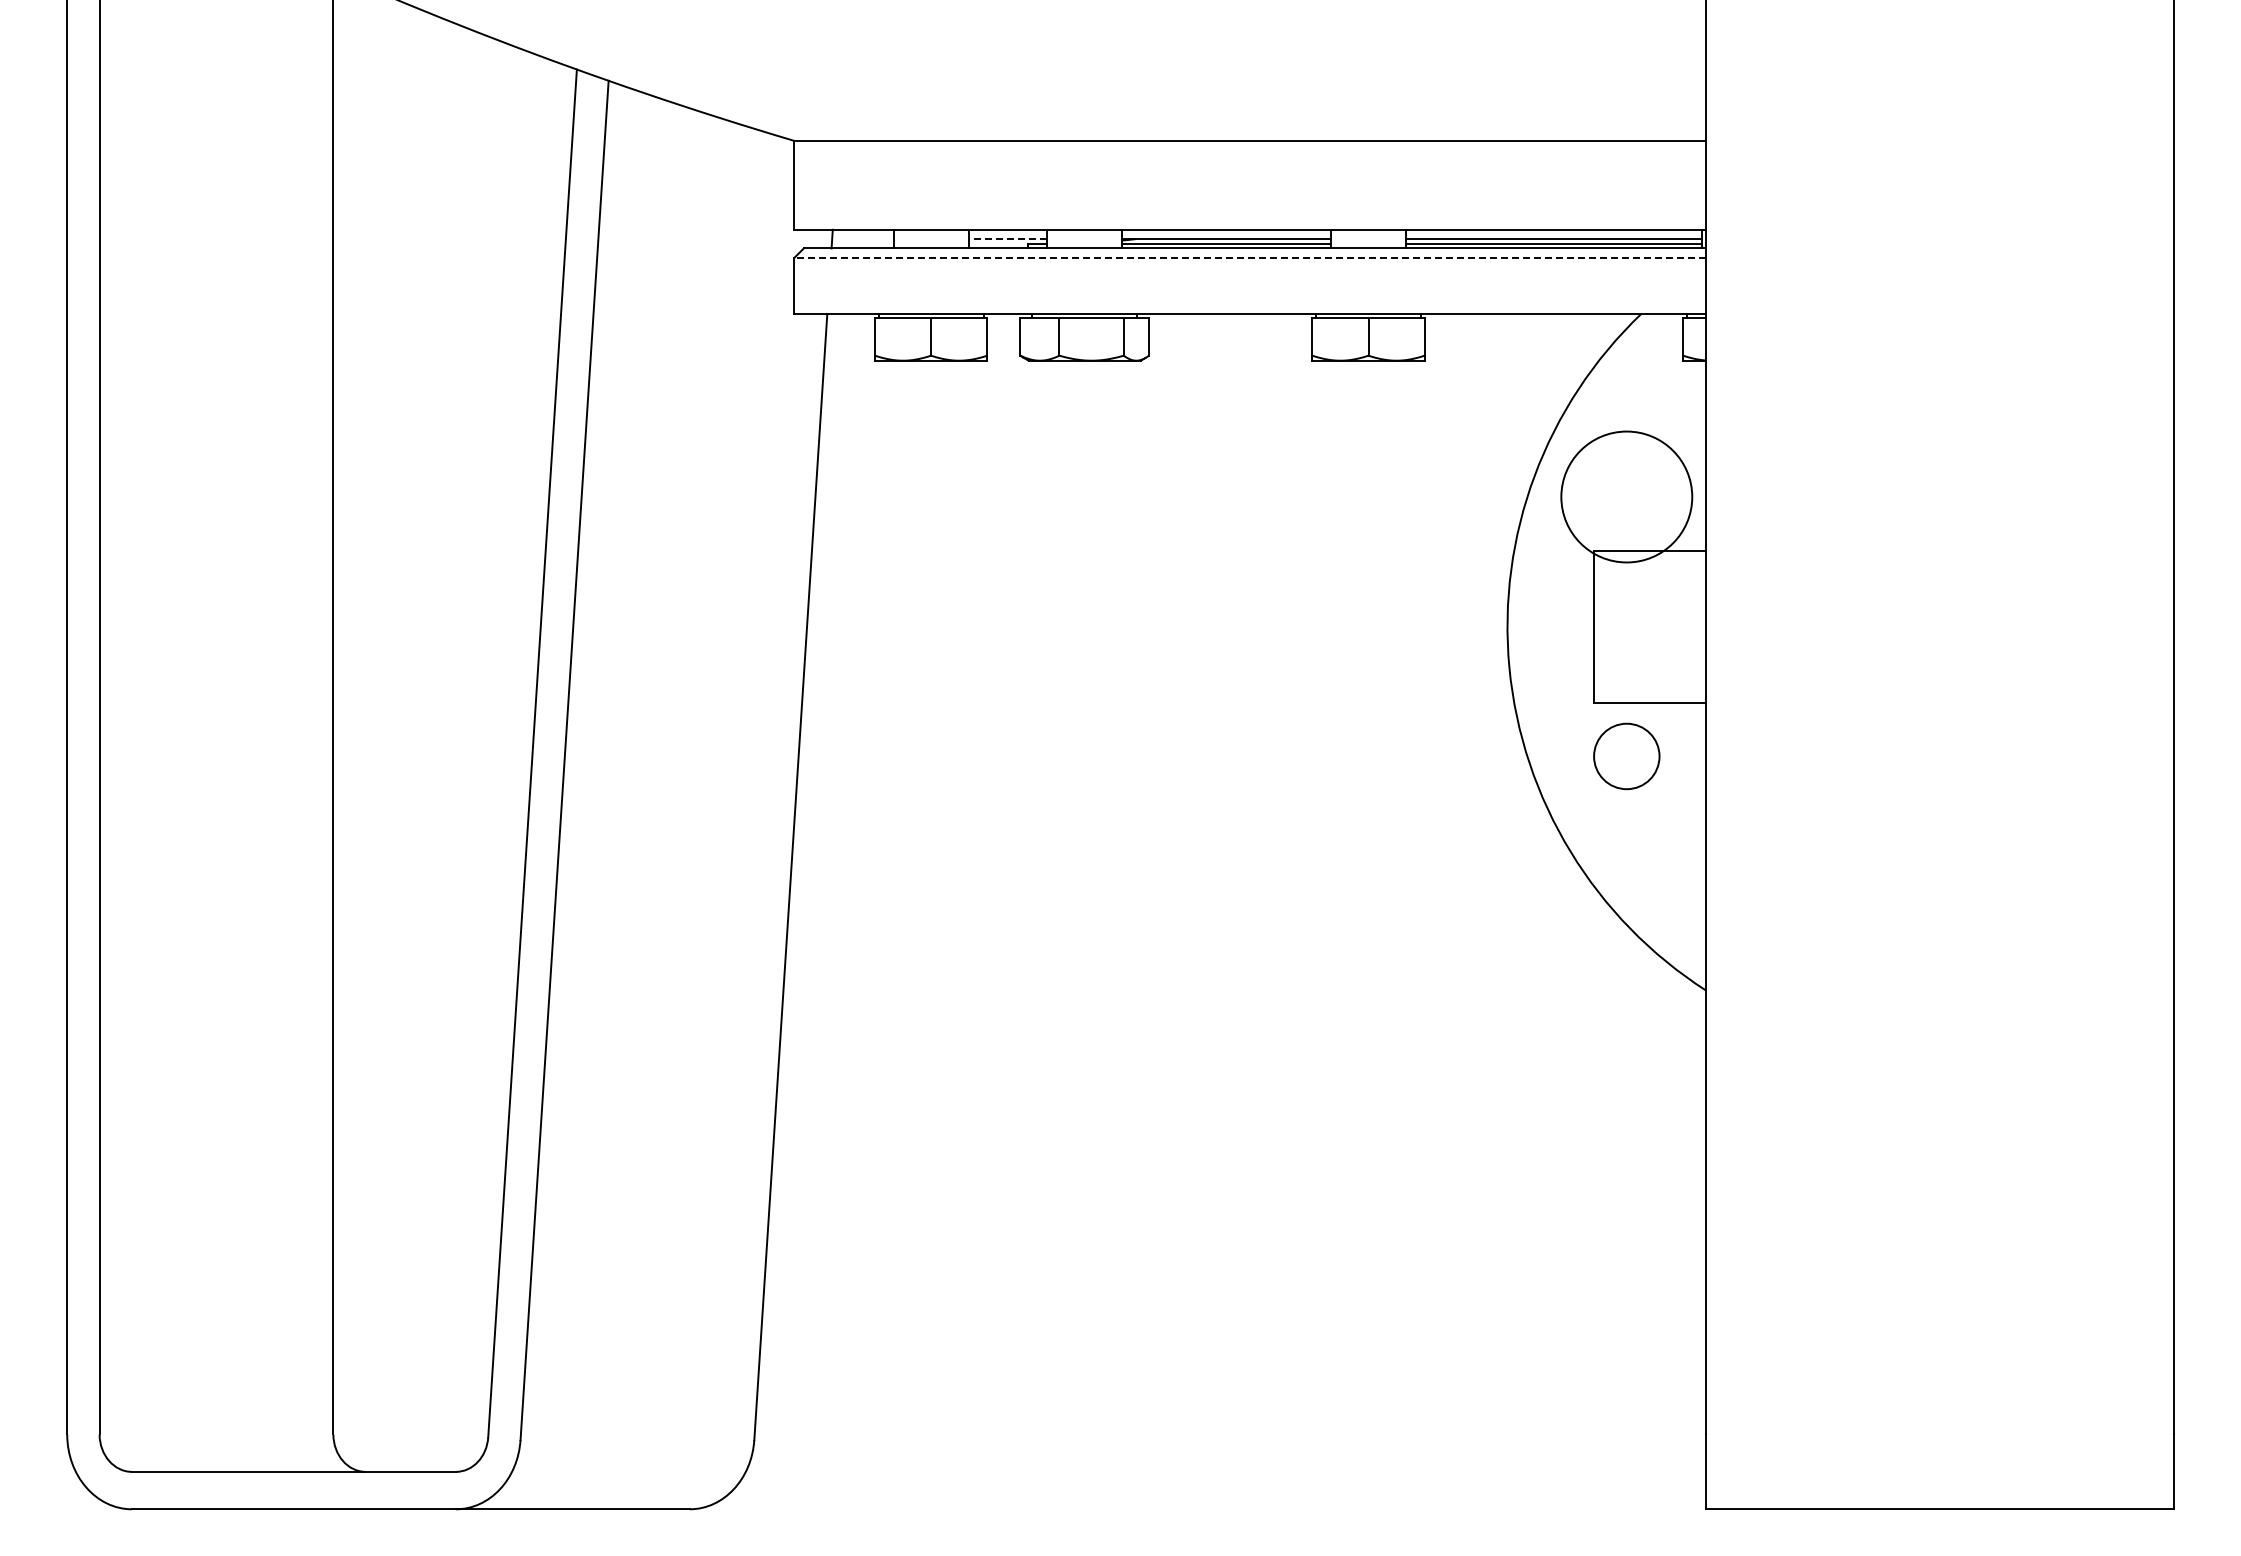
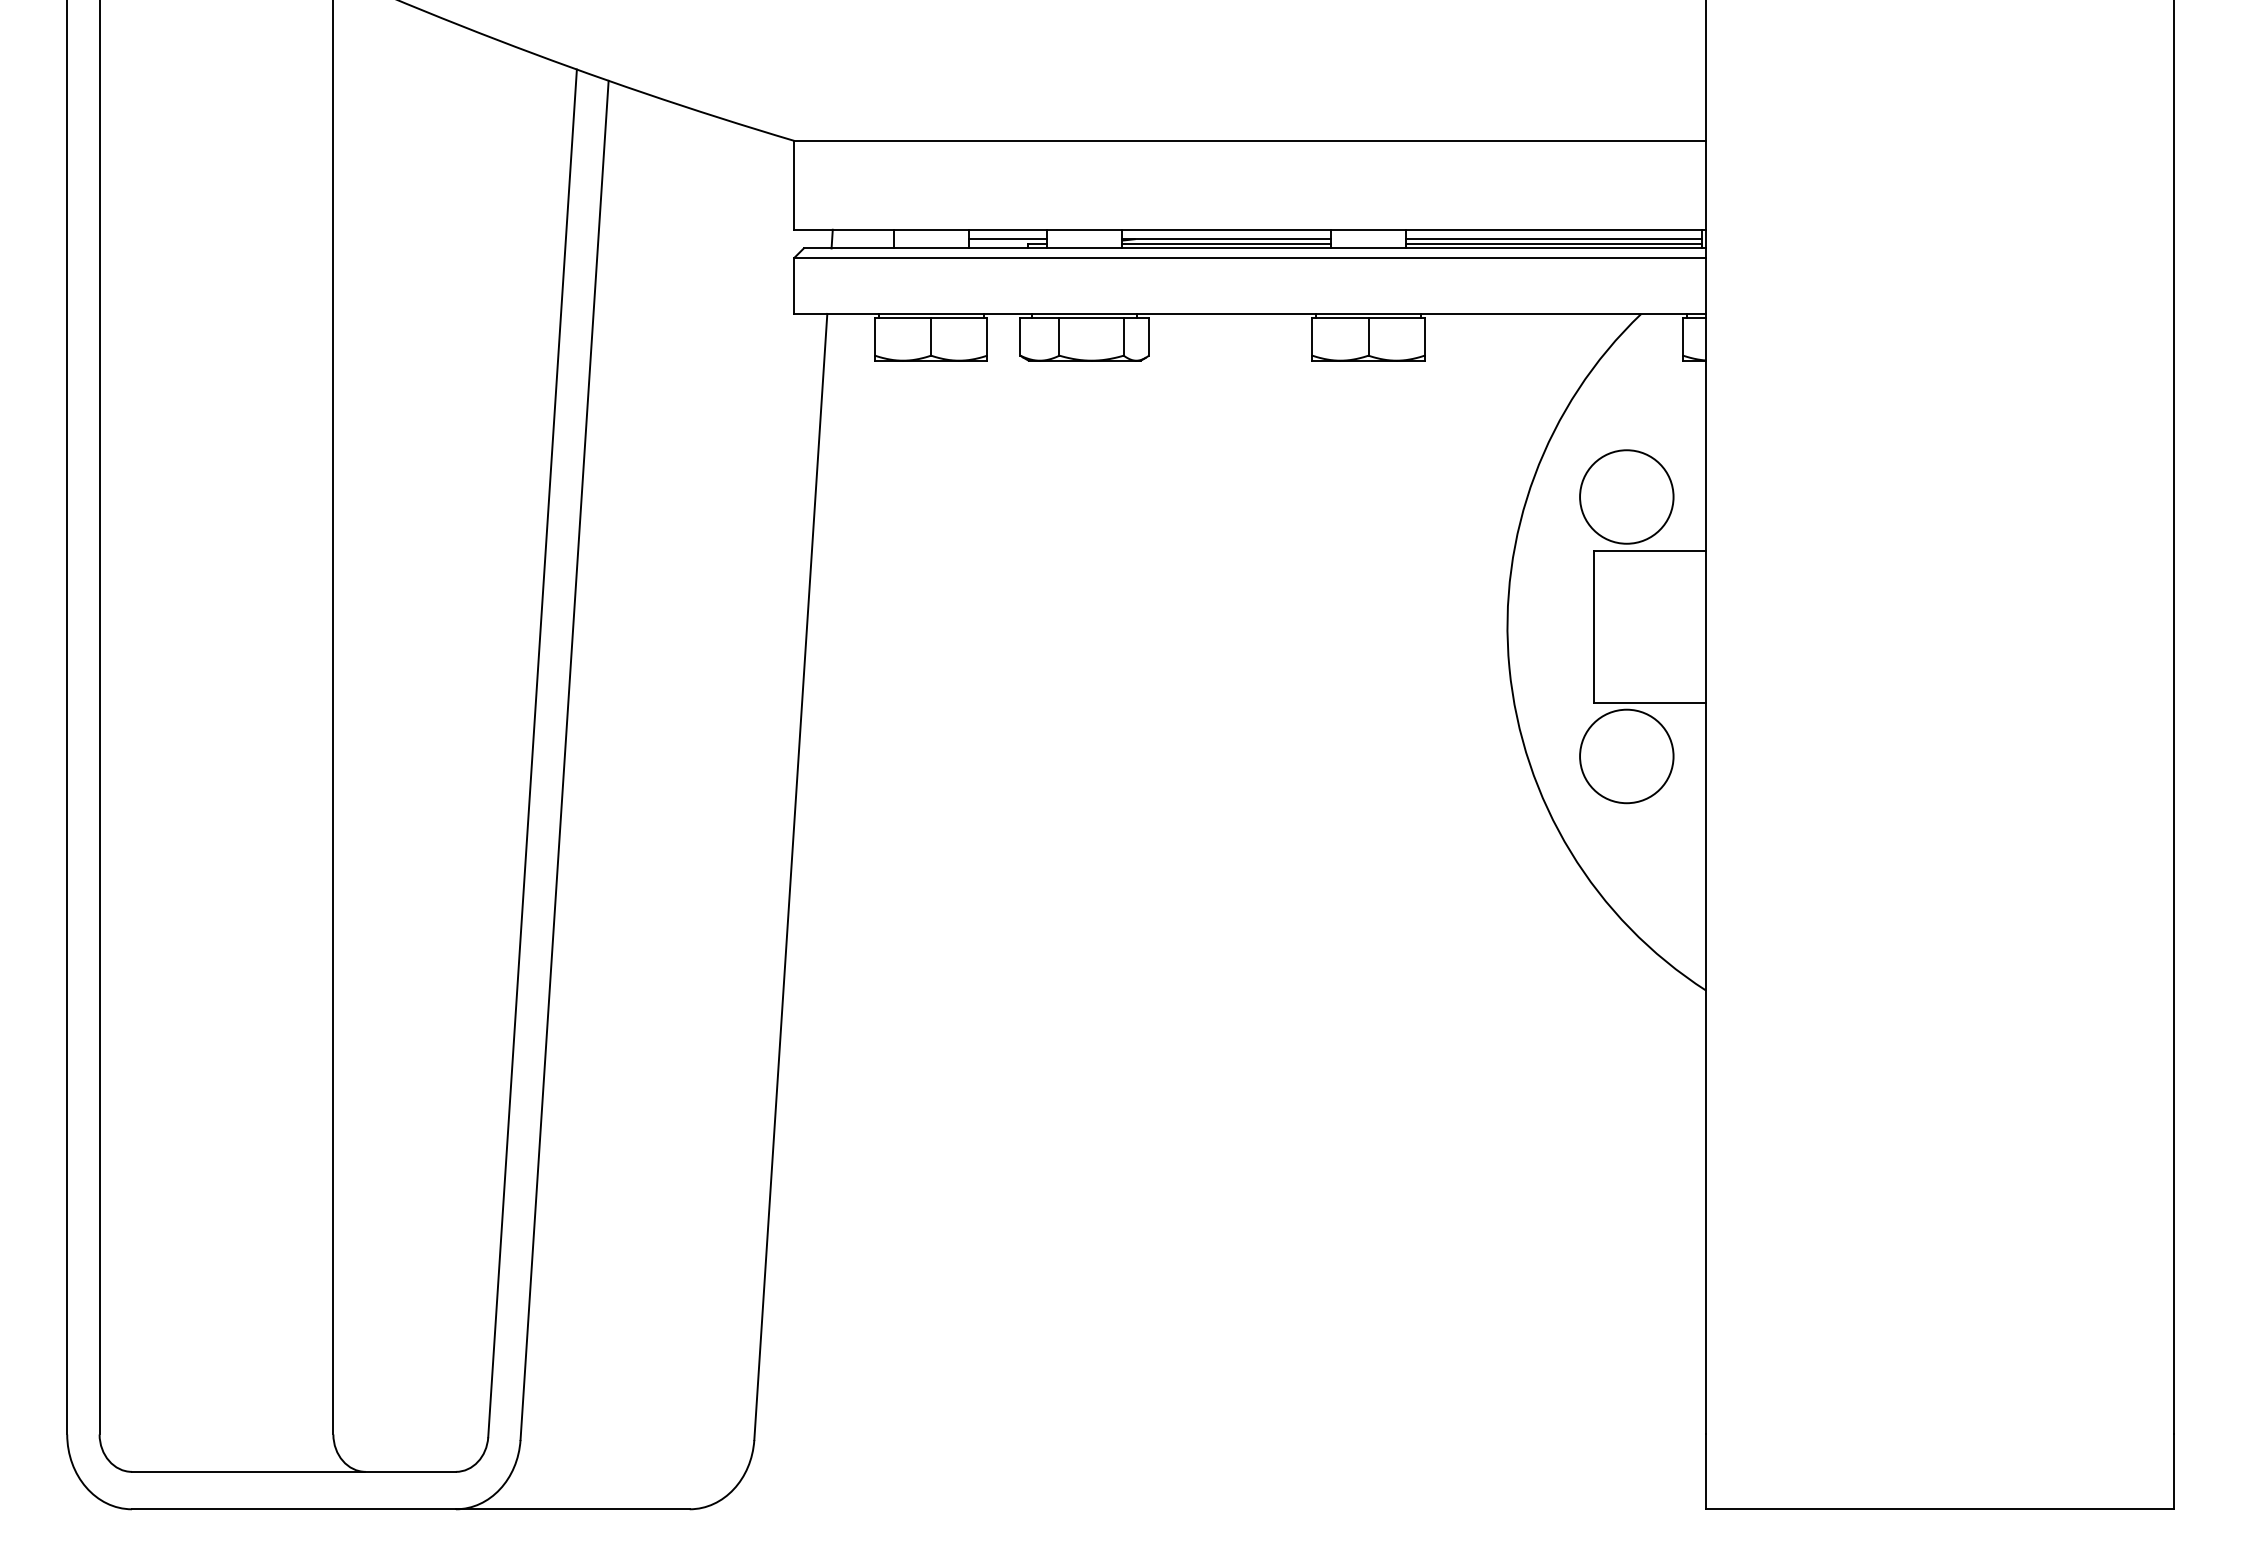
line: dashed -> solid (1007, 239)
line: dashed -> solid (1250, 257)
circle diameter: 131 px -> 94 px (1626, 496)
circle diameter: 65 px -> 94 px (1626, 756)
